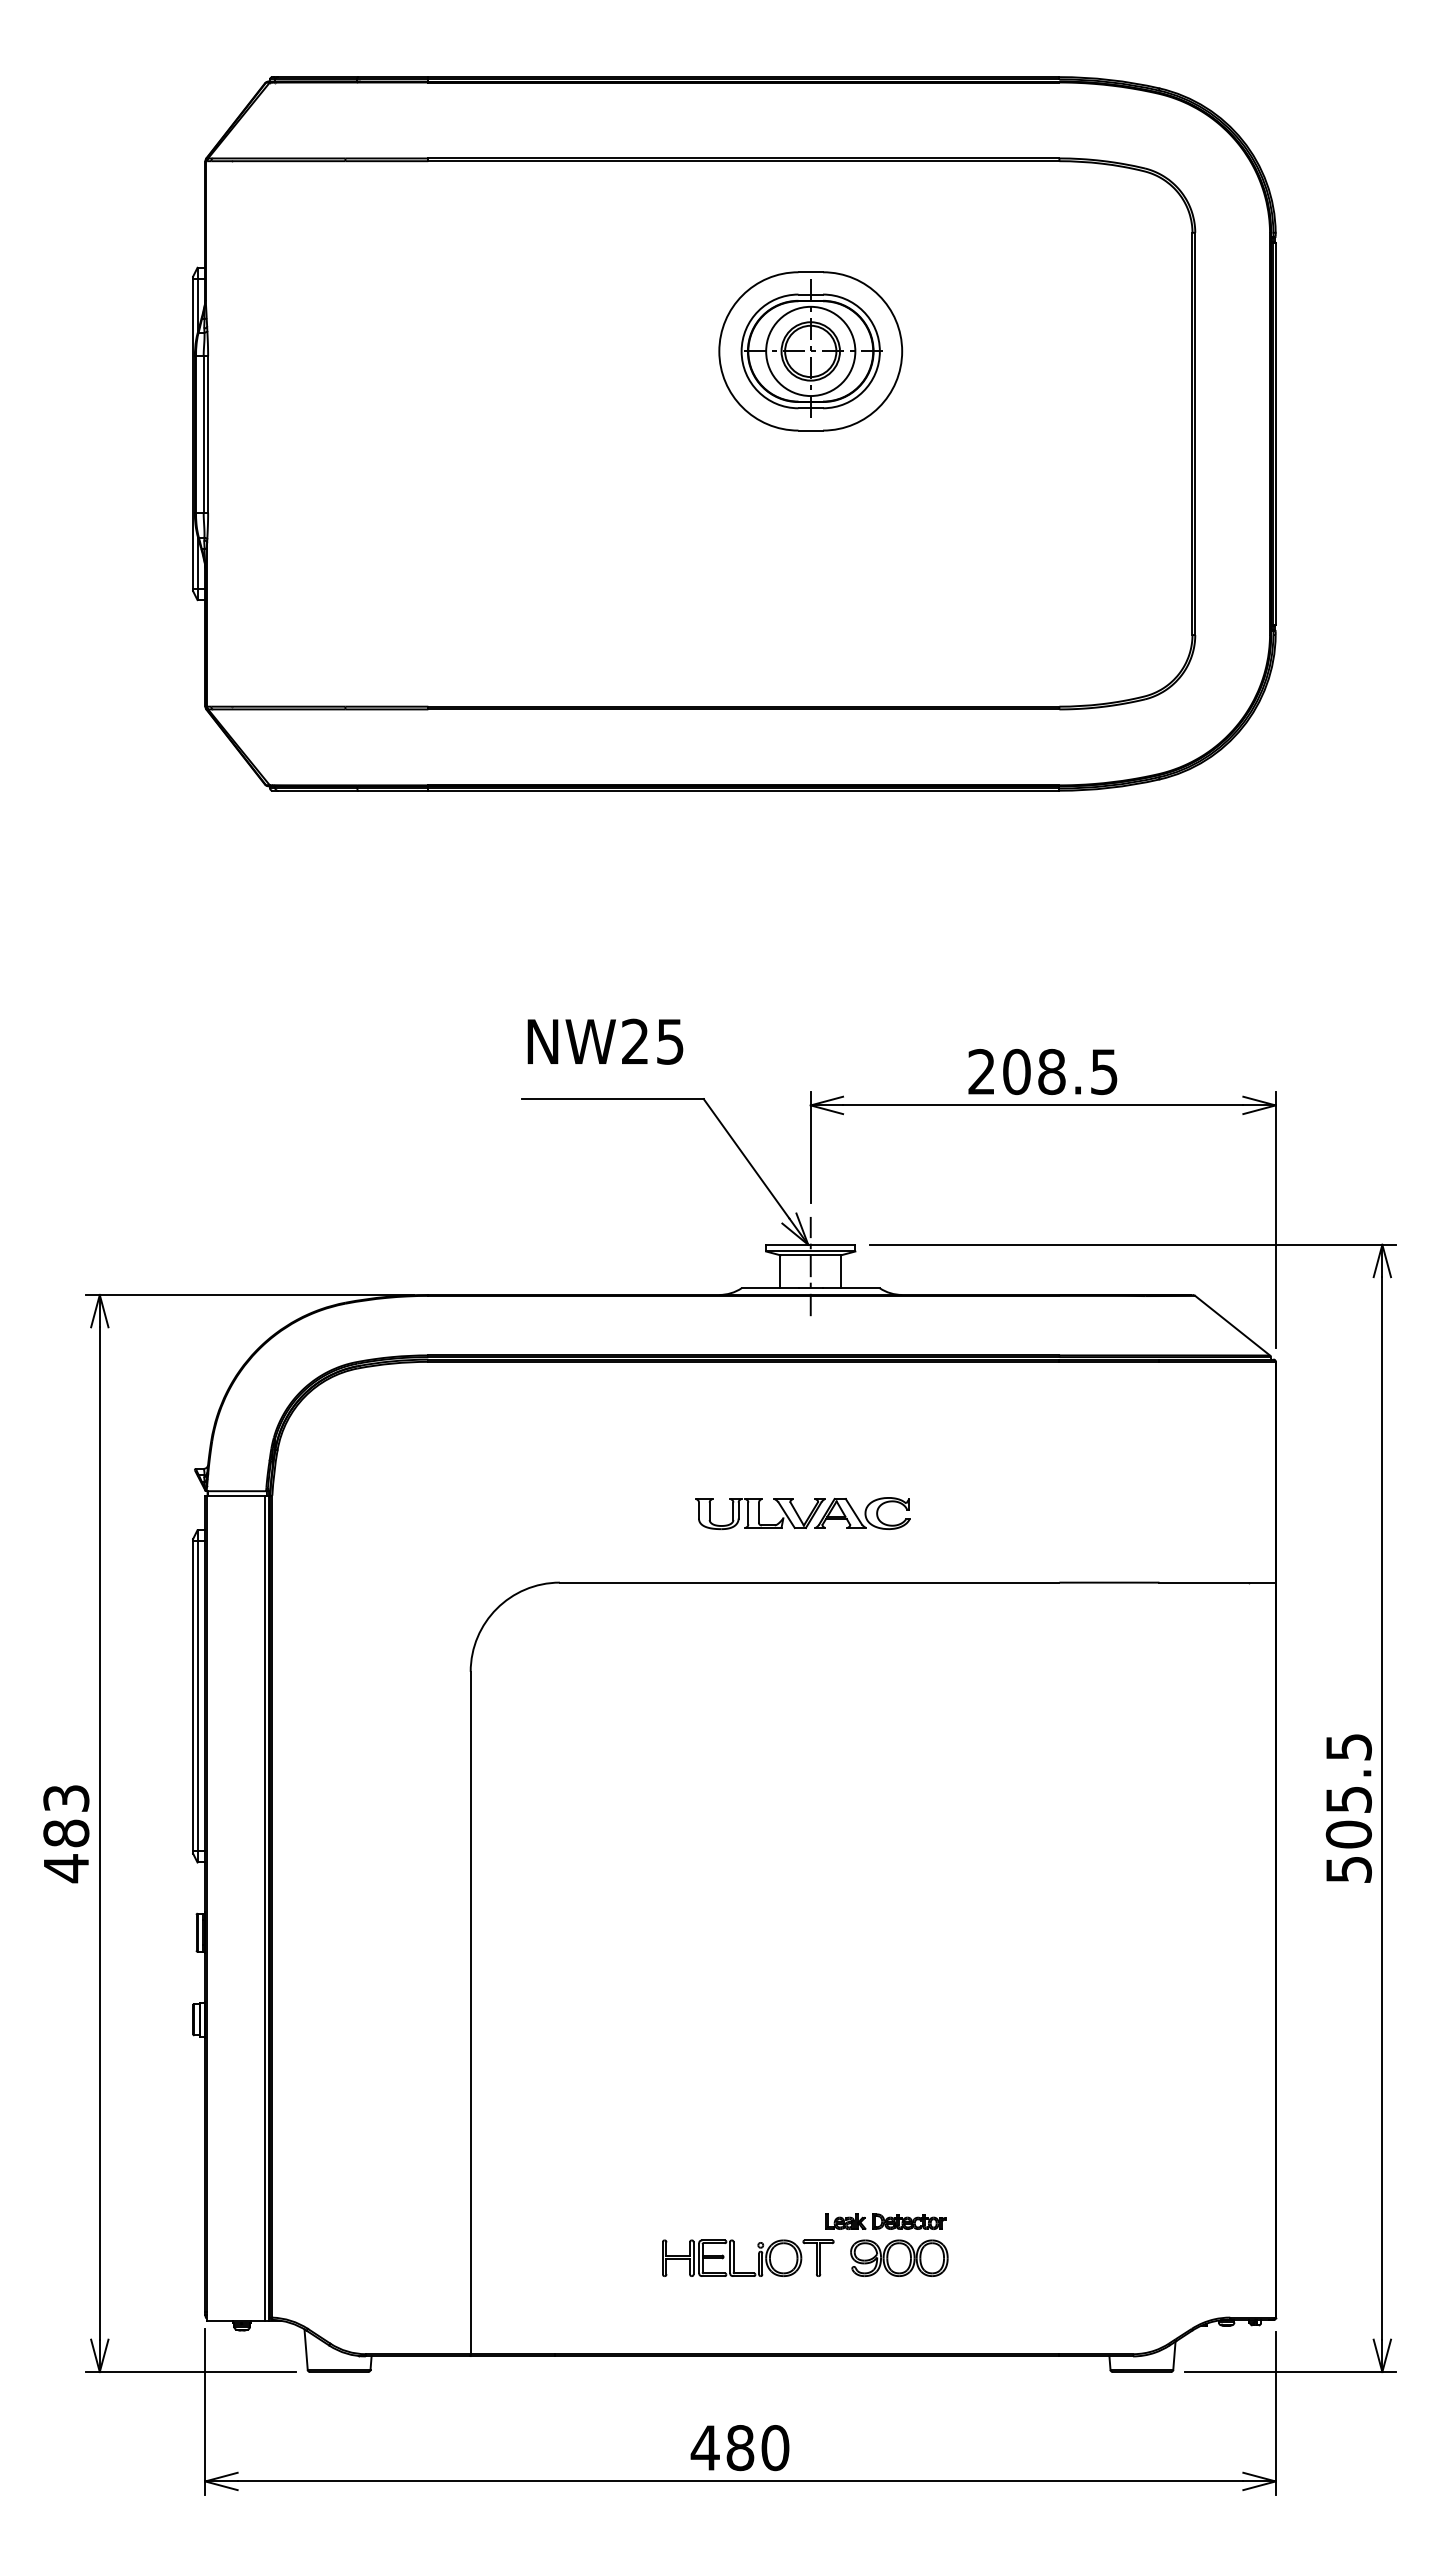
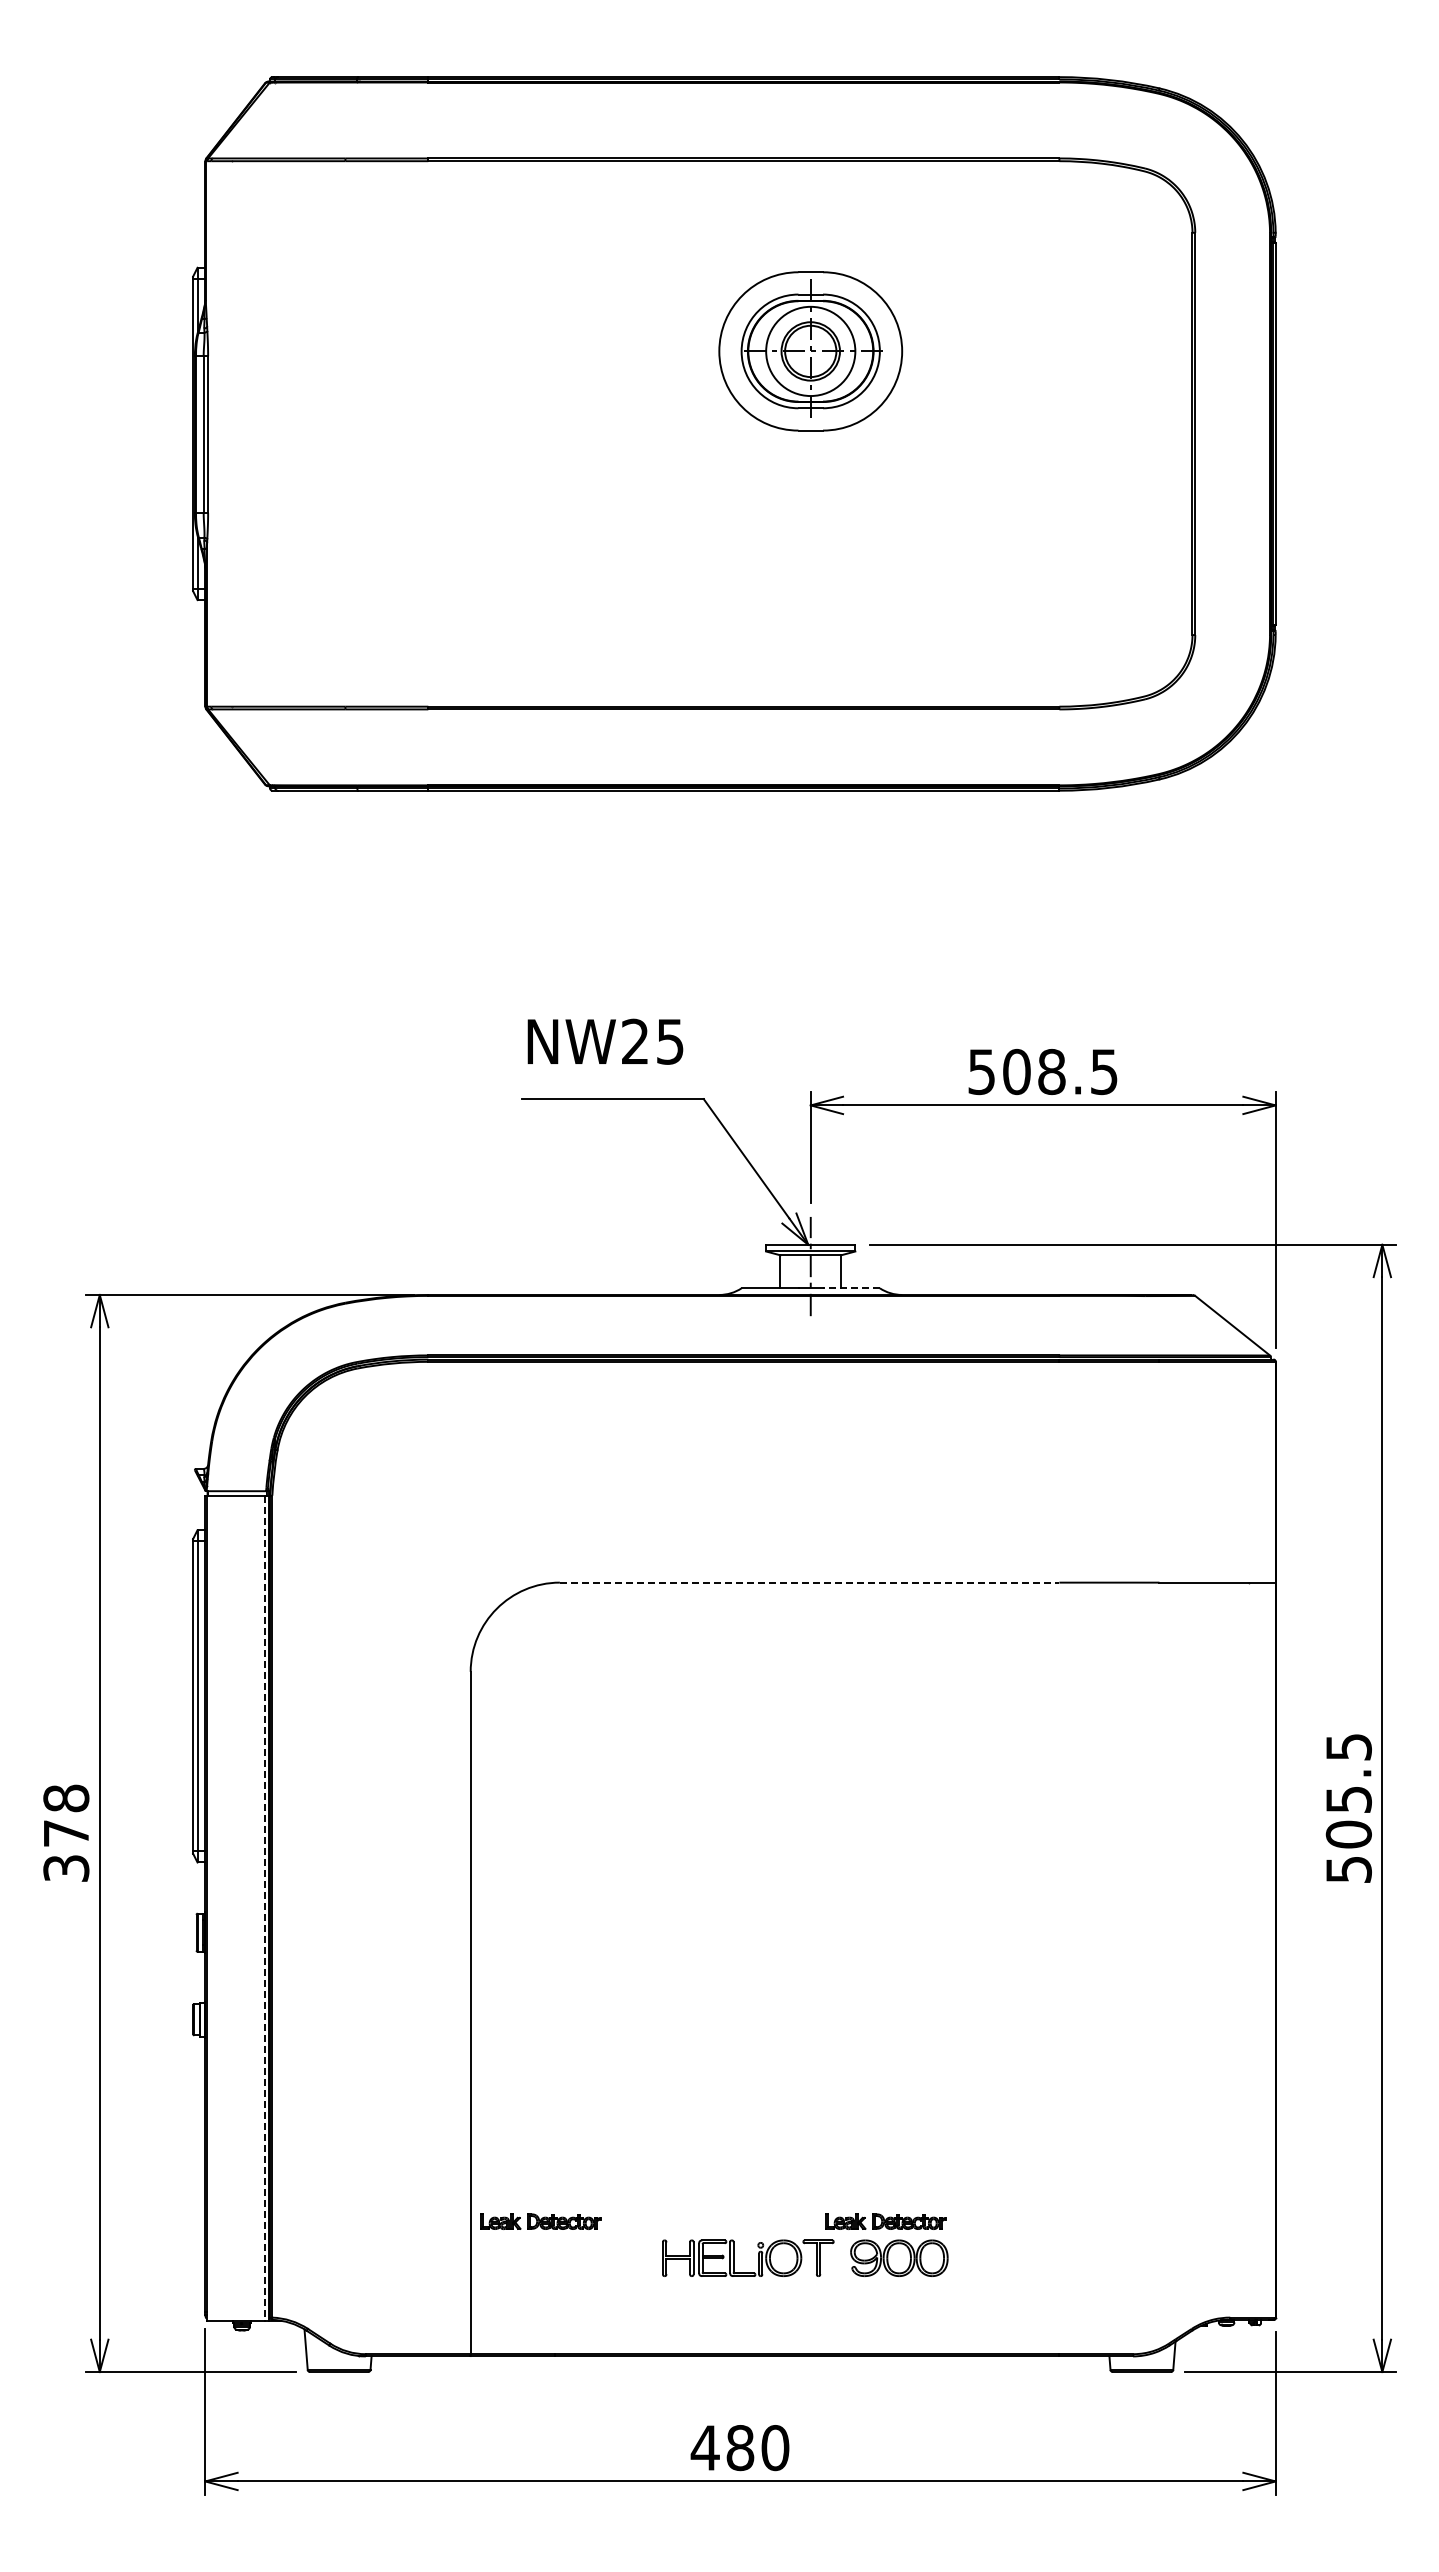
text: 208.5 -> 508.5 (981, 1071)
line: solid -> dashed (850, 1288)
part: present -> none (802, 1513)
line: solid -> dashed (809, 1582)
text: 483 -> 378 (66, 1833)
line: solid -> dashed (264, 1908)
part: none -> present (540, 2221)
